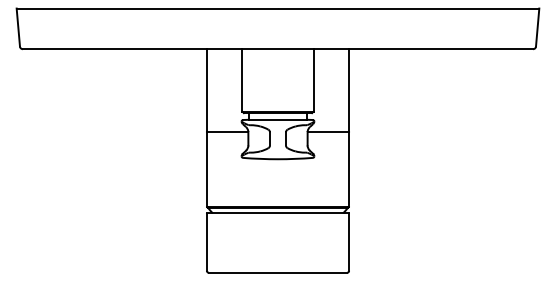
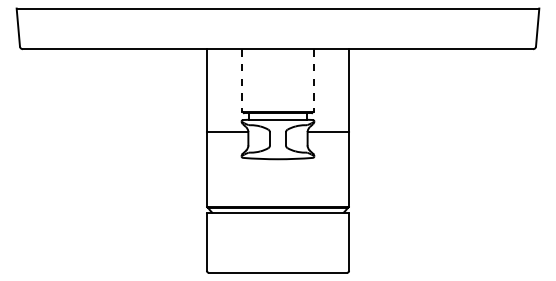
line: solid -> dashed (242, 80)
line: solid -> dashed (313, 80)
